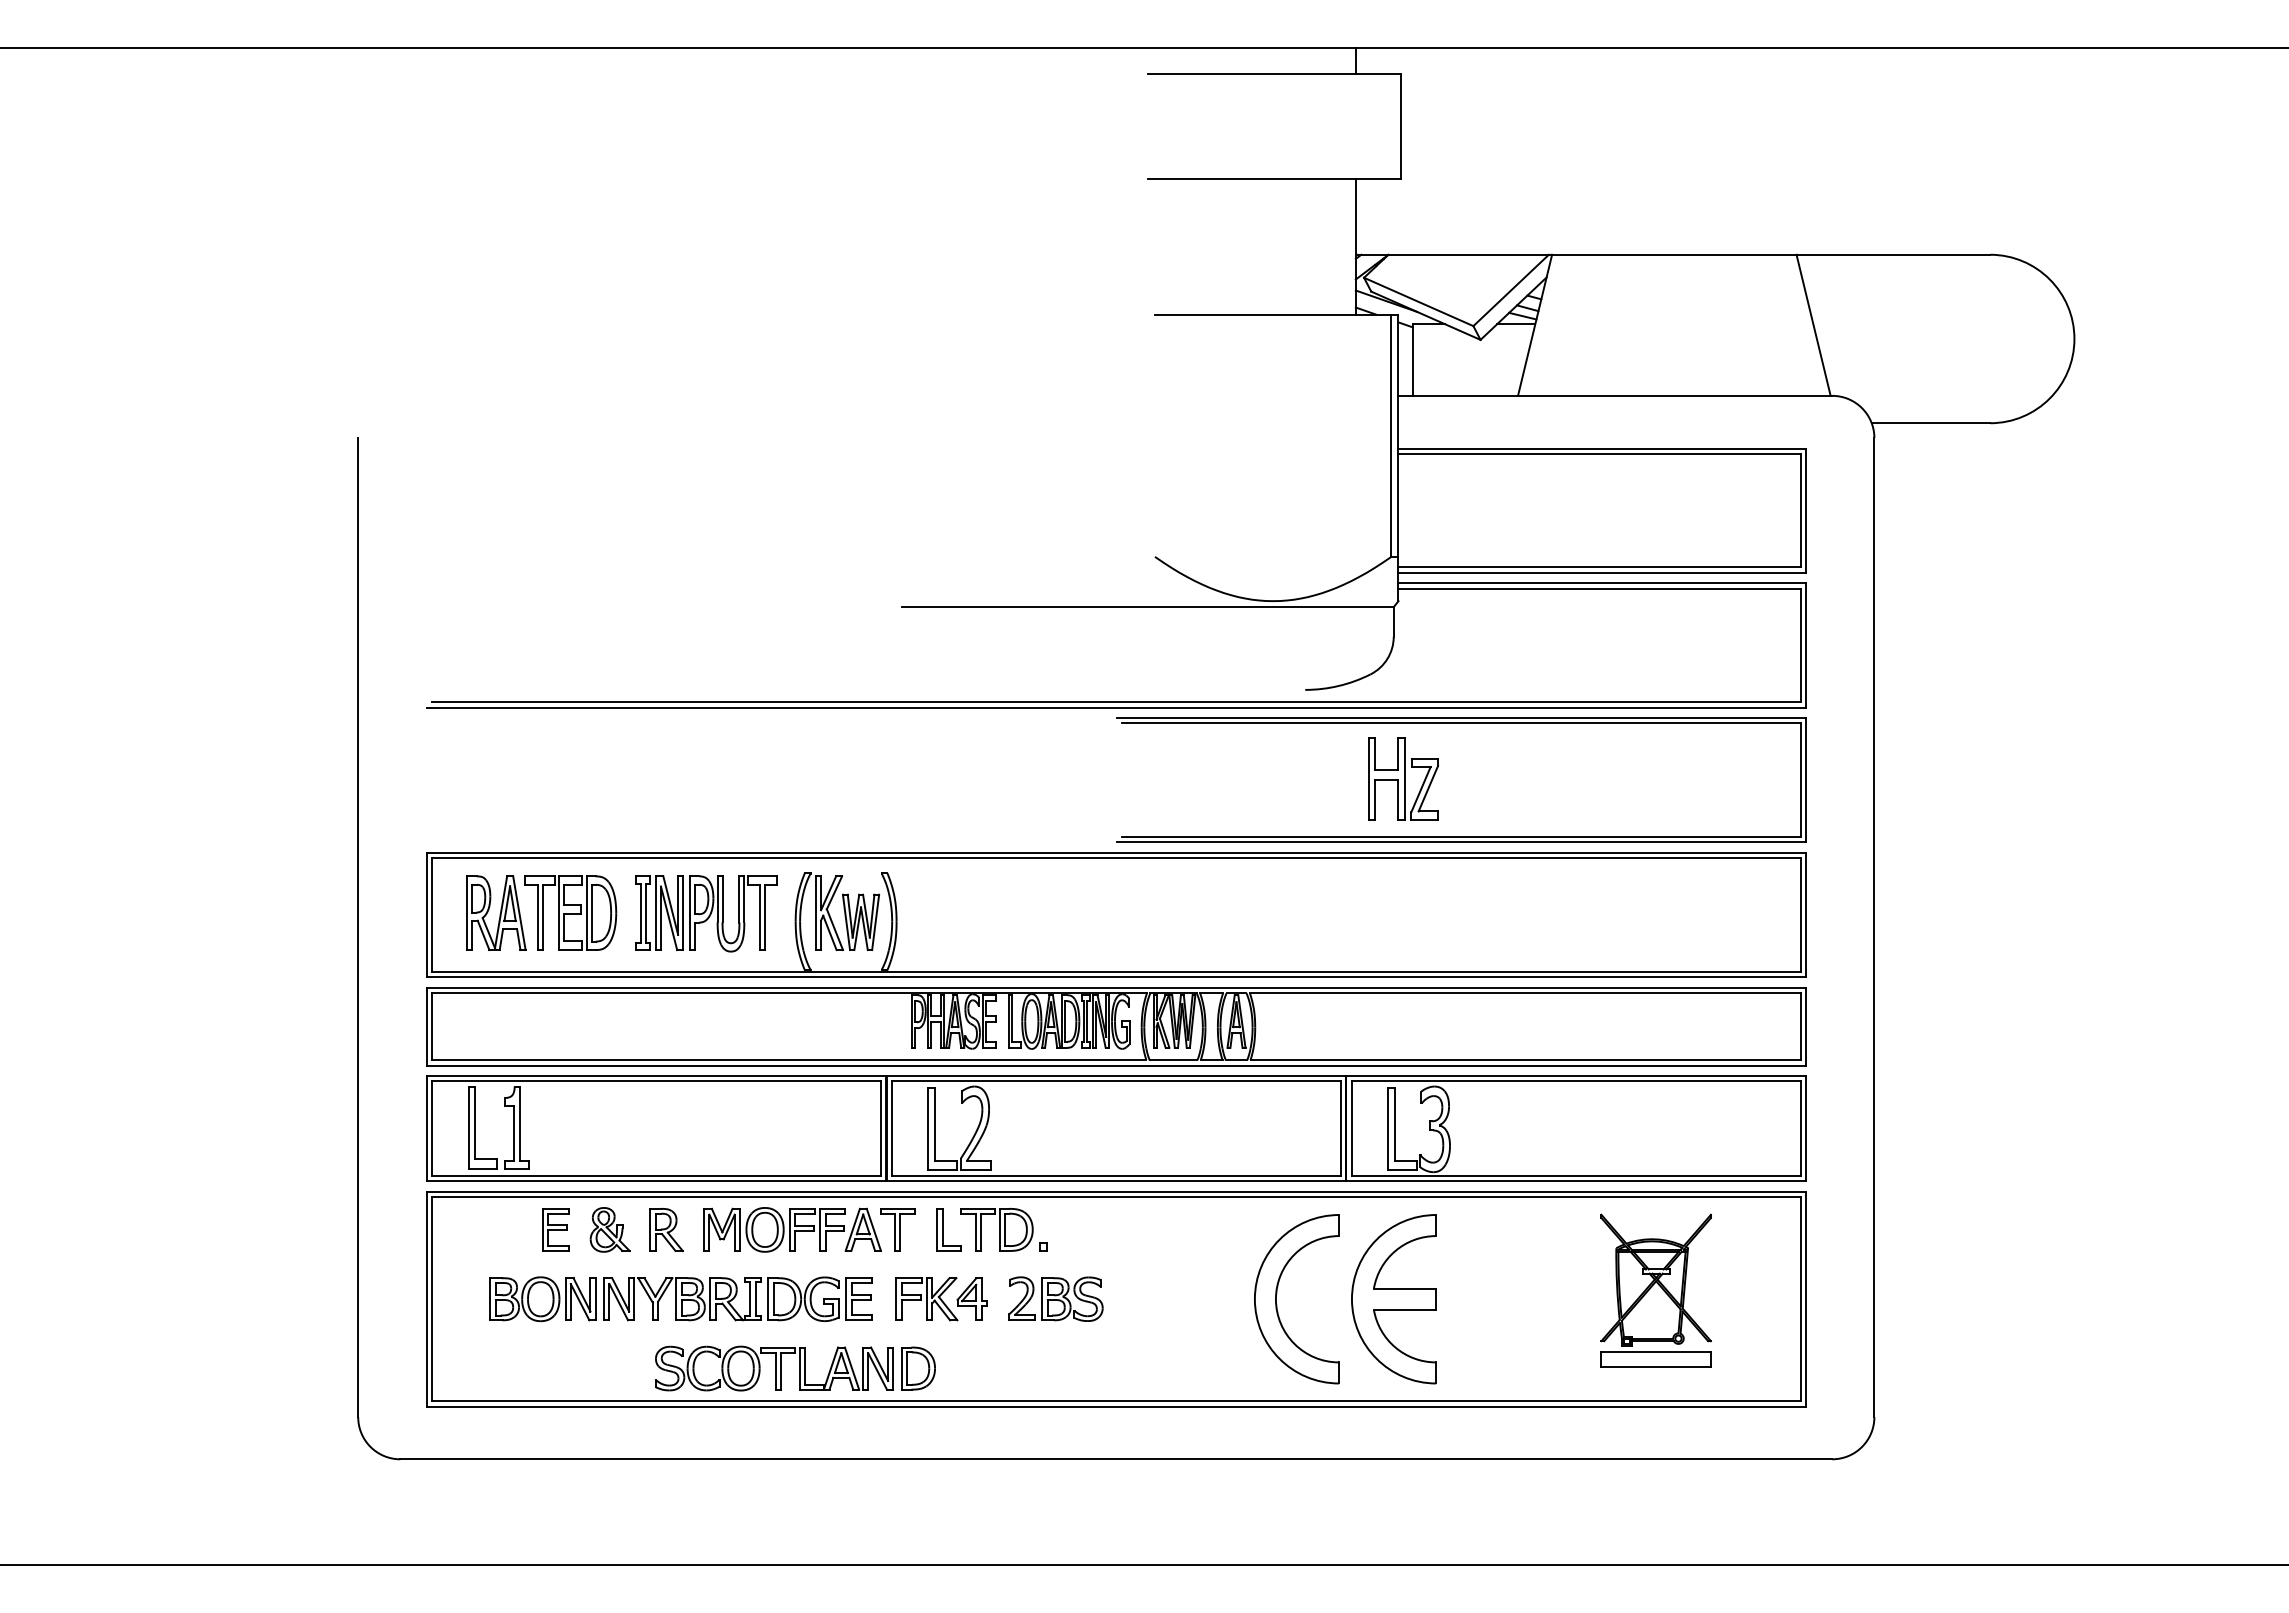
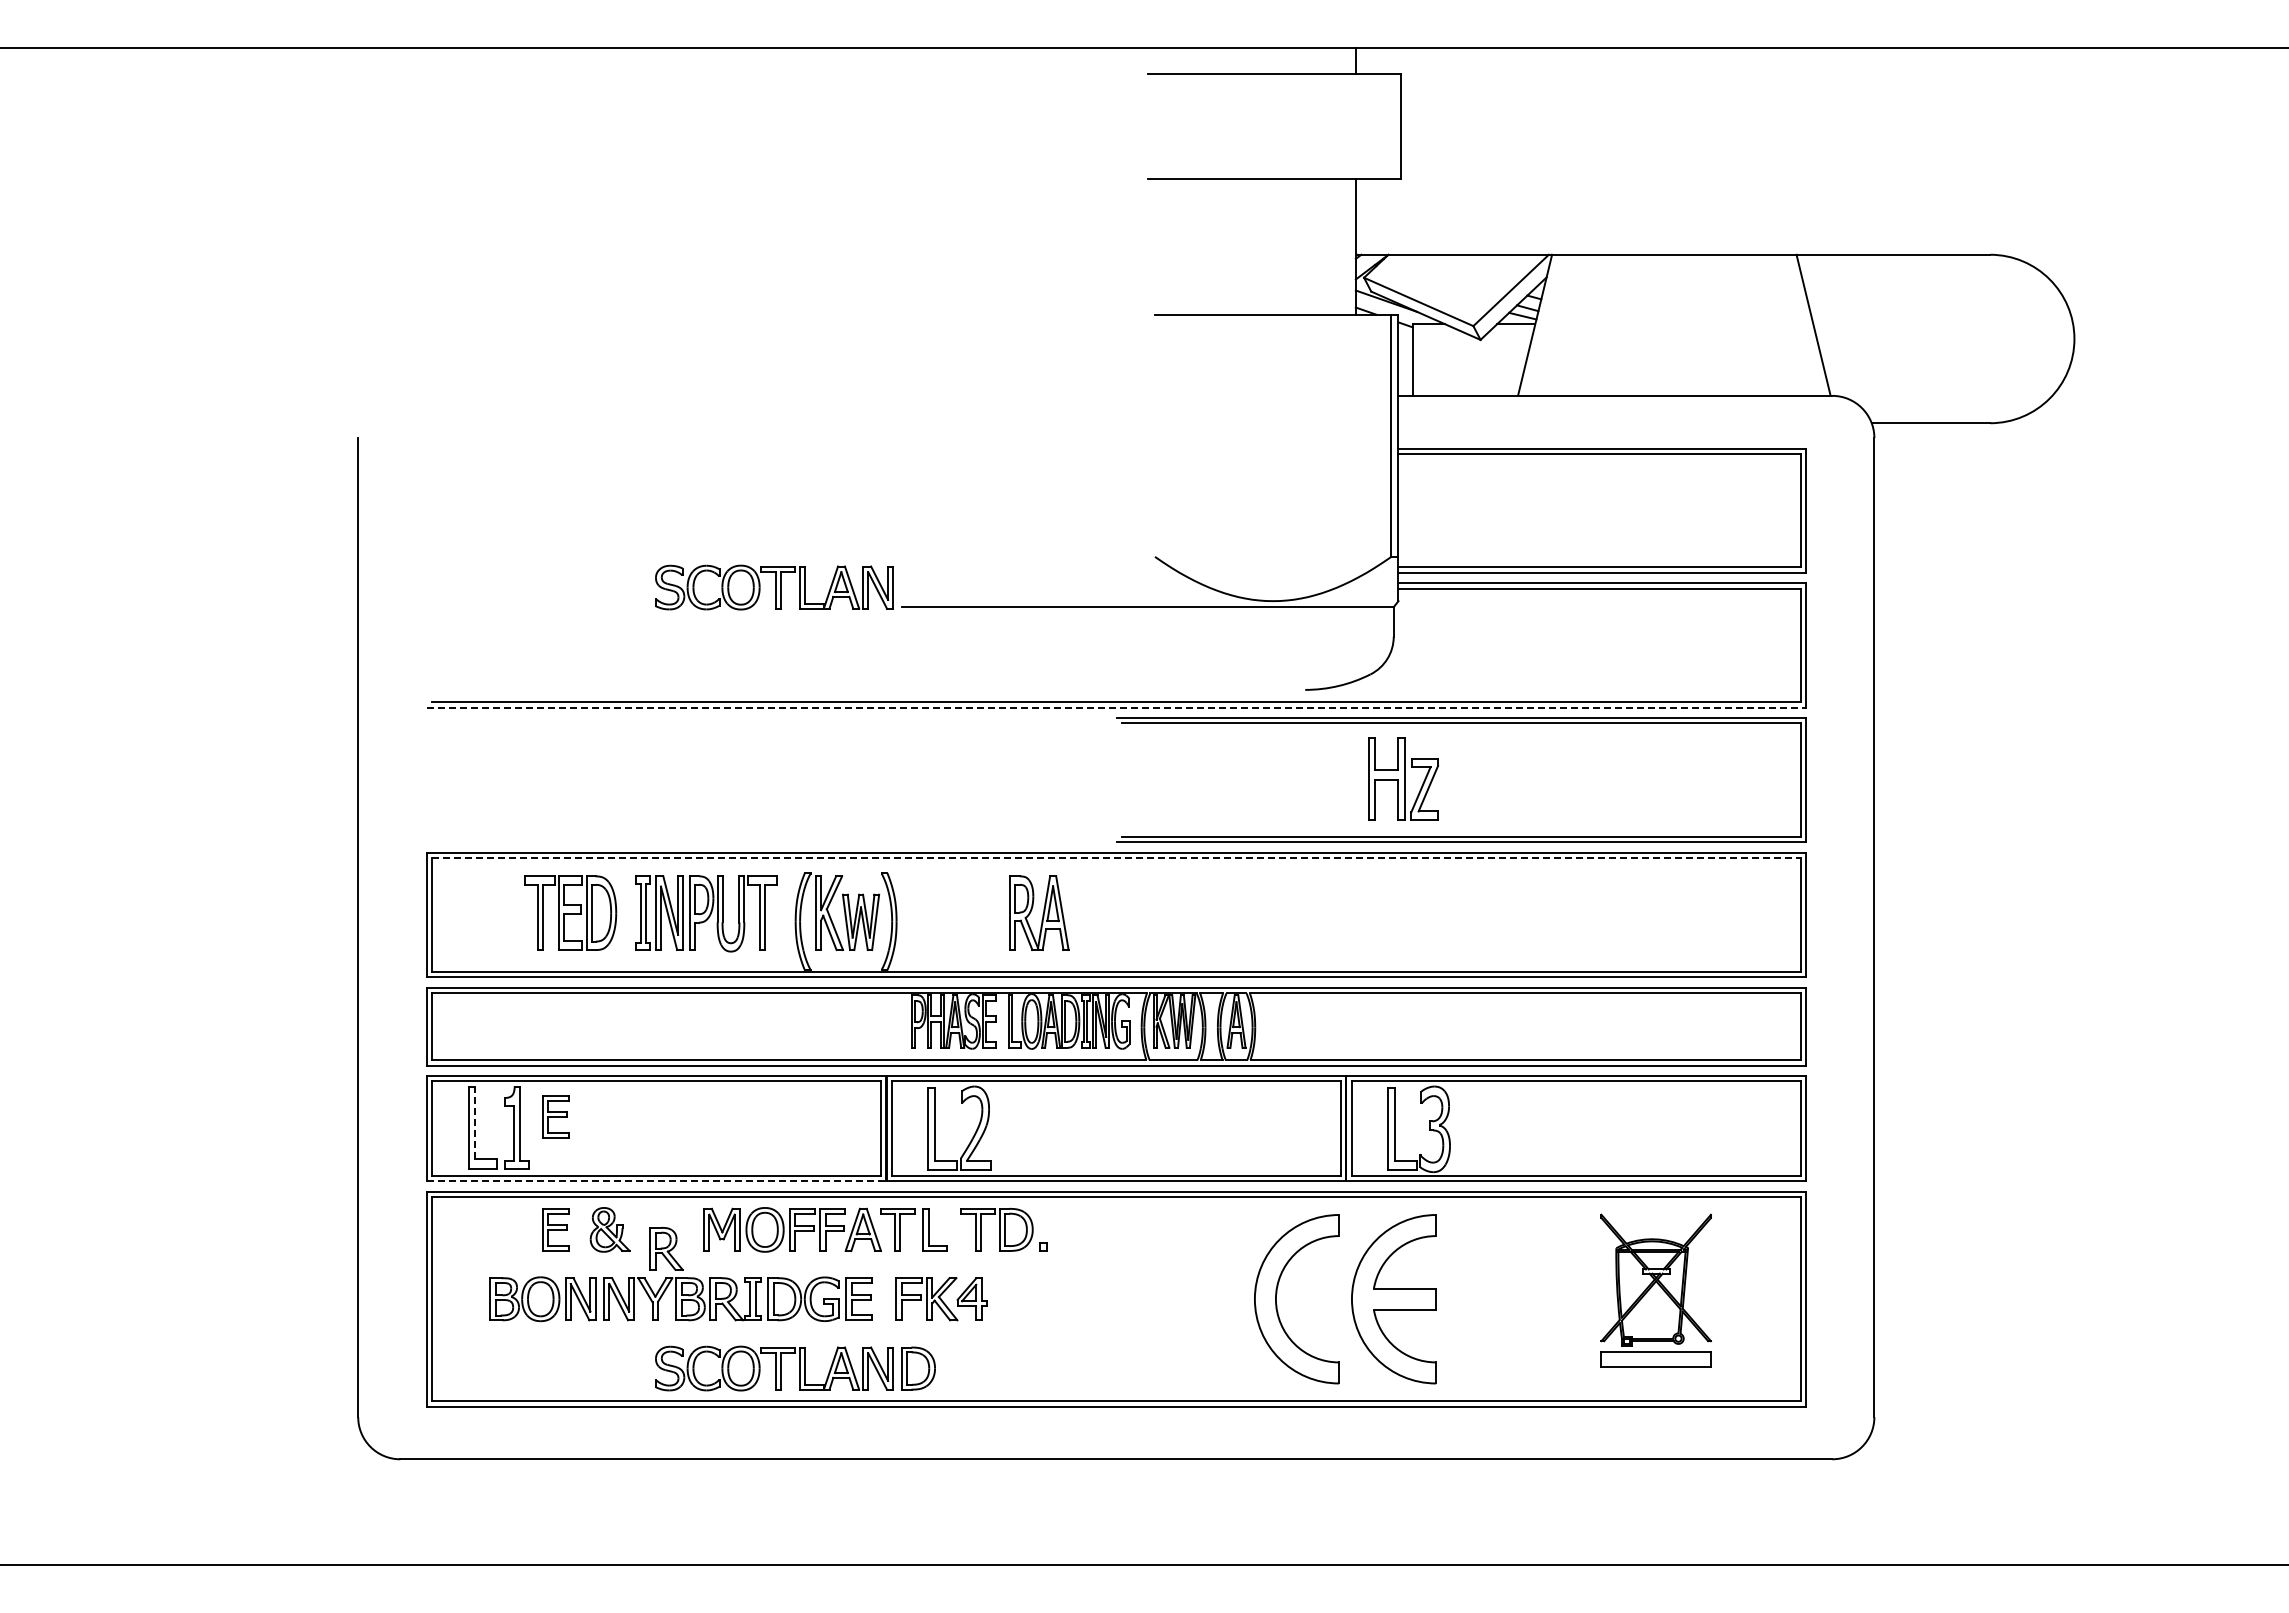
part: none -> present (774, 587)
line: solid -> dashed (1116, 707)
line: solid -> dashed (1116, 858)
part position: (496, 912) -> (1039, 912) (1039, 912)
part: none -> present (555, 1116)
line: solid -> dashed (475, 1122)
line: solid -> dashed (656, 1181)
part position: (666, 1229) -> (666, 1248) (666, 1248)
part position: (948, 1229) -> (934, 1229) (934, 1229)
part: present -> none (1055, 1298)
